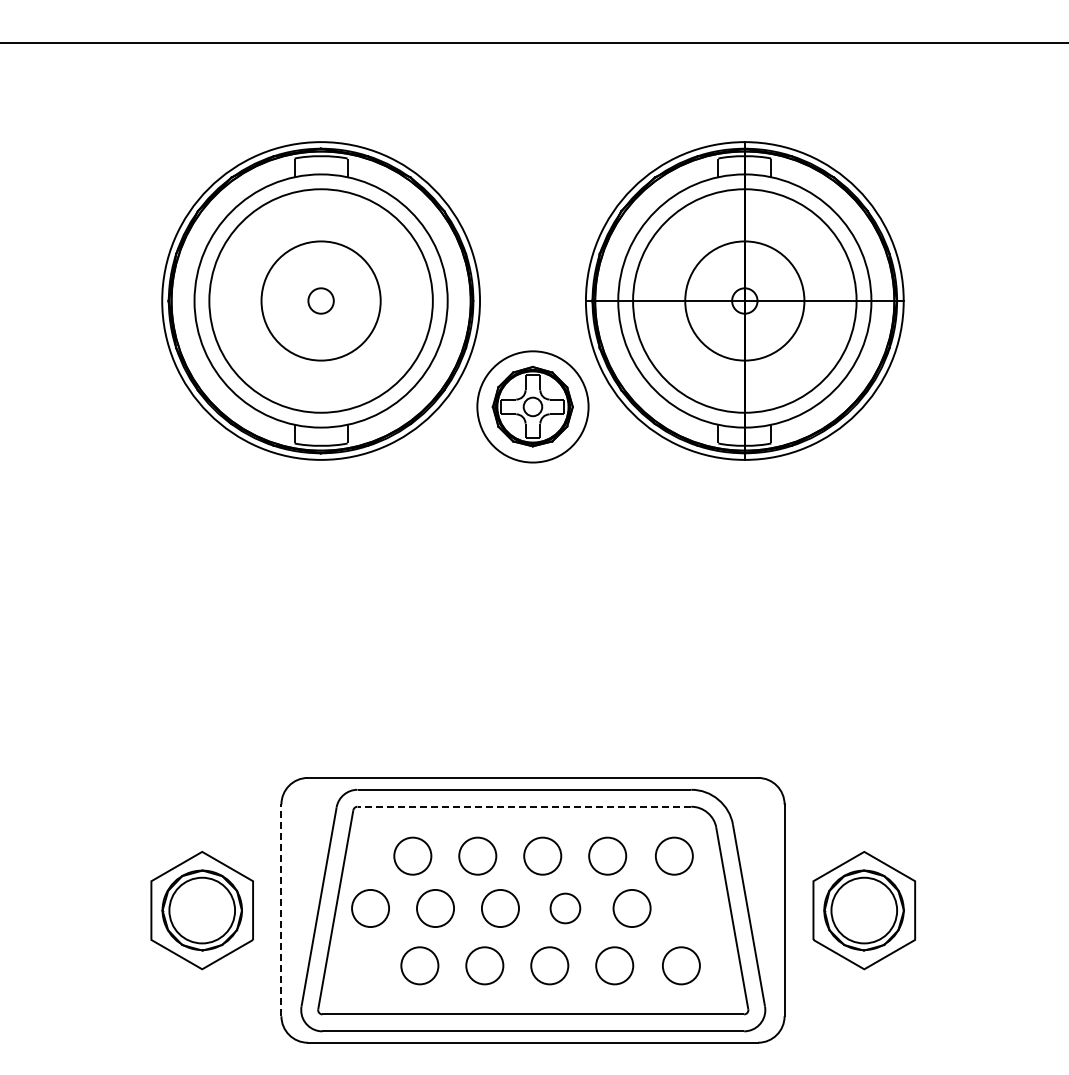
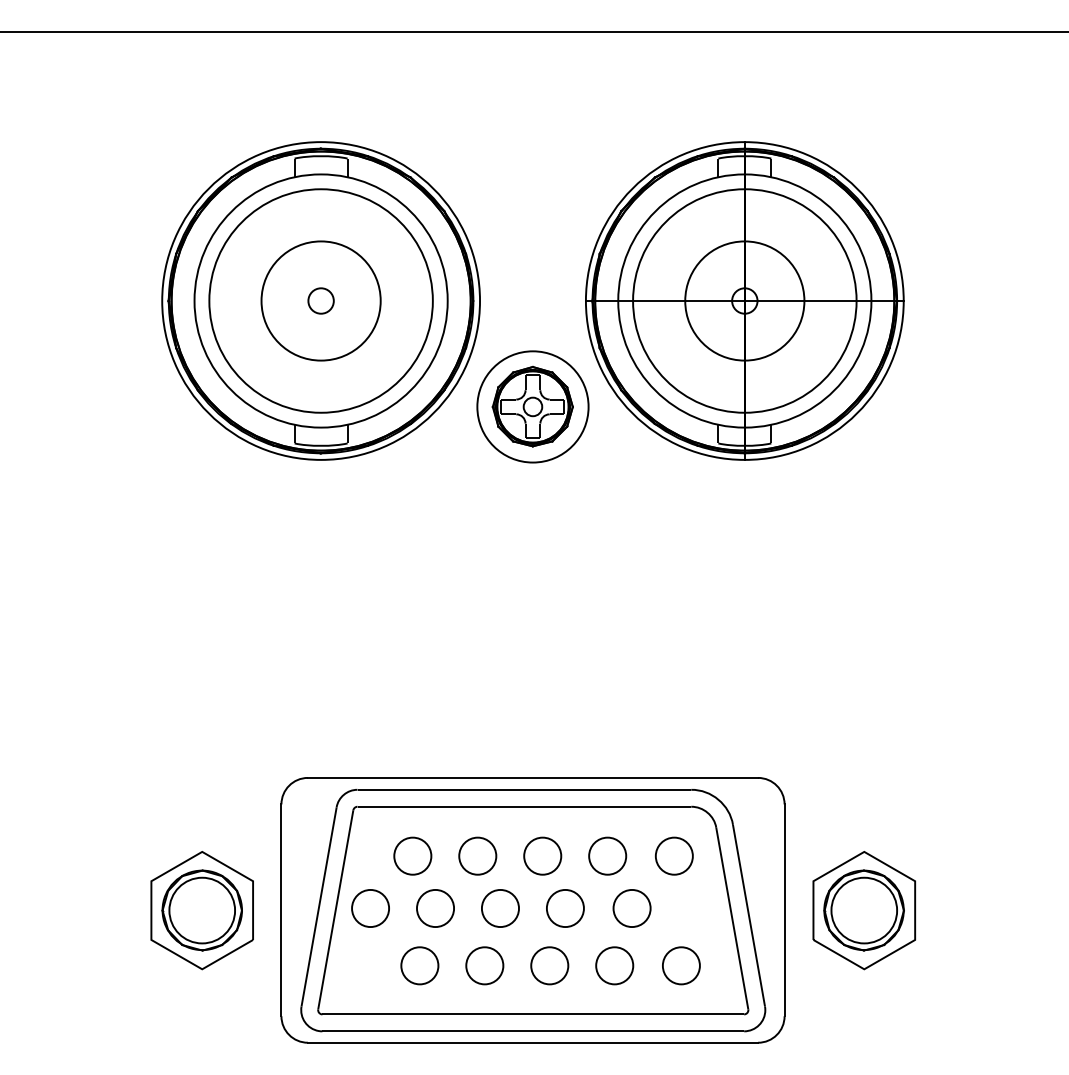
line position: (533, 43) -> (533, 32) (533, 32)
line: dashed -> solid (524, 806)
part size: 33x33 px -> 39x39 px (565, 908)
line: dashed -> solid (281, 910)
